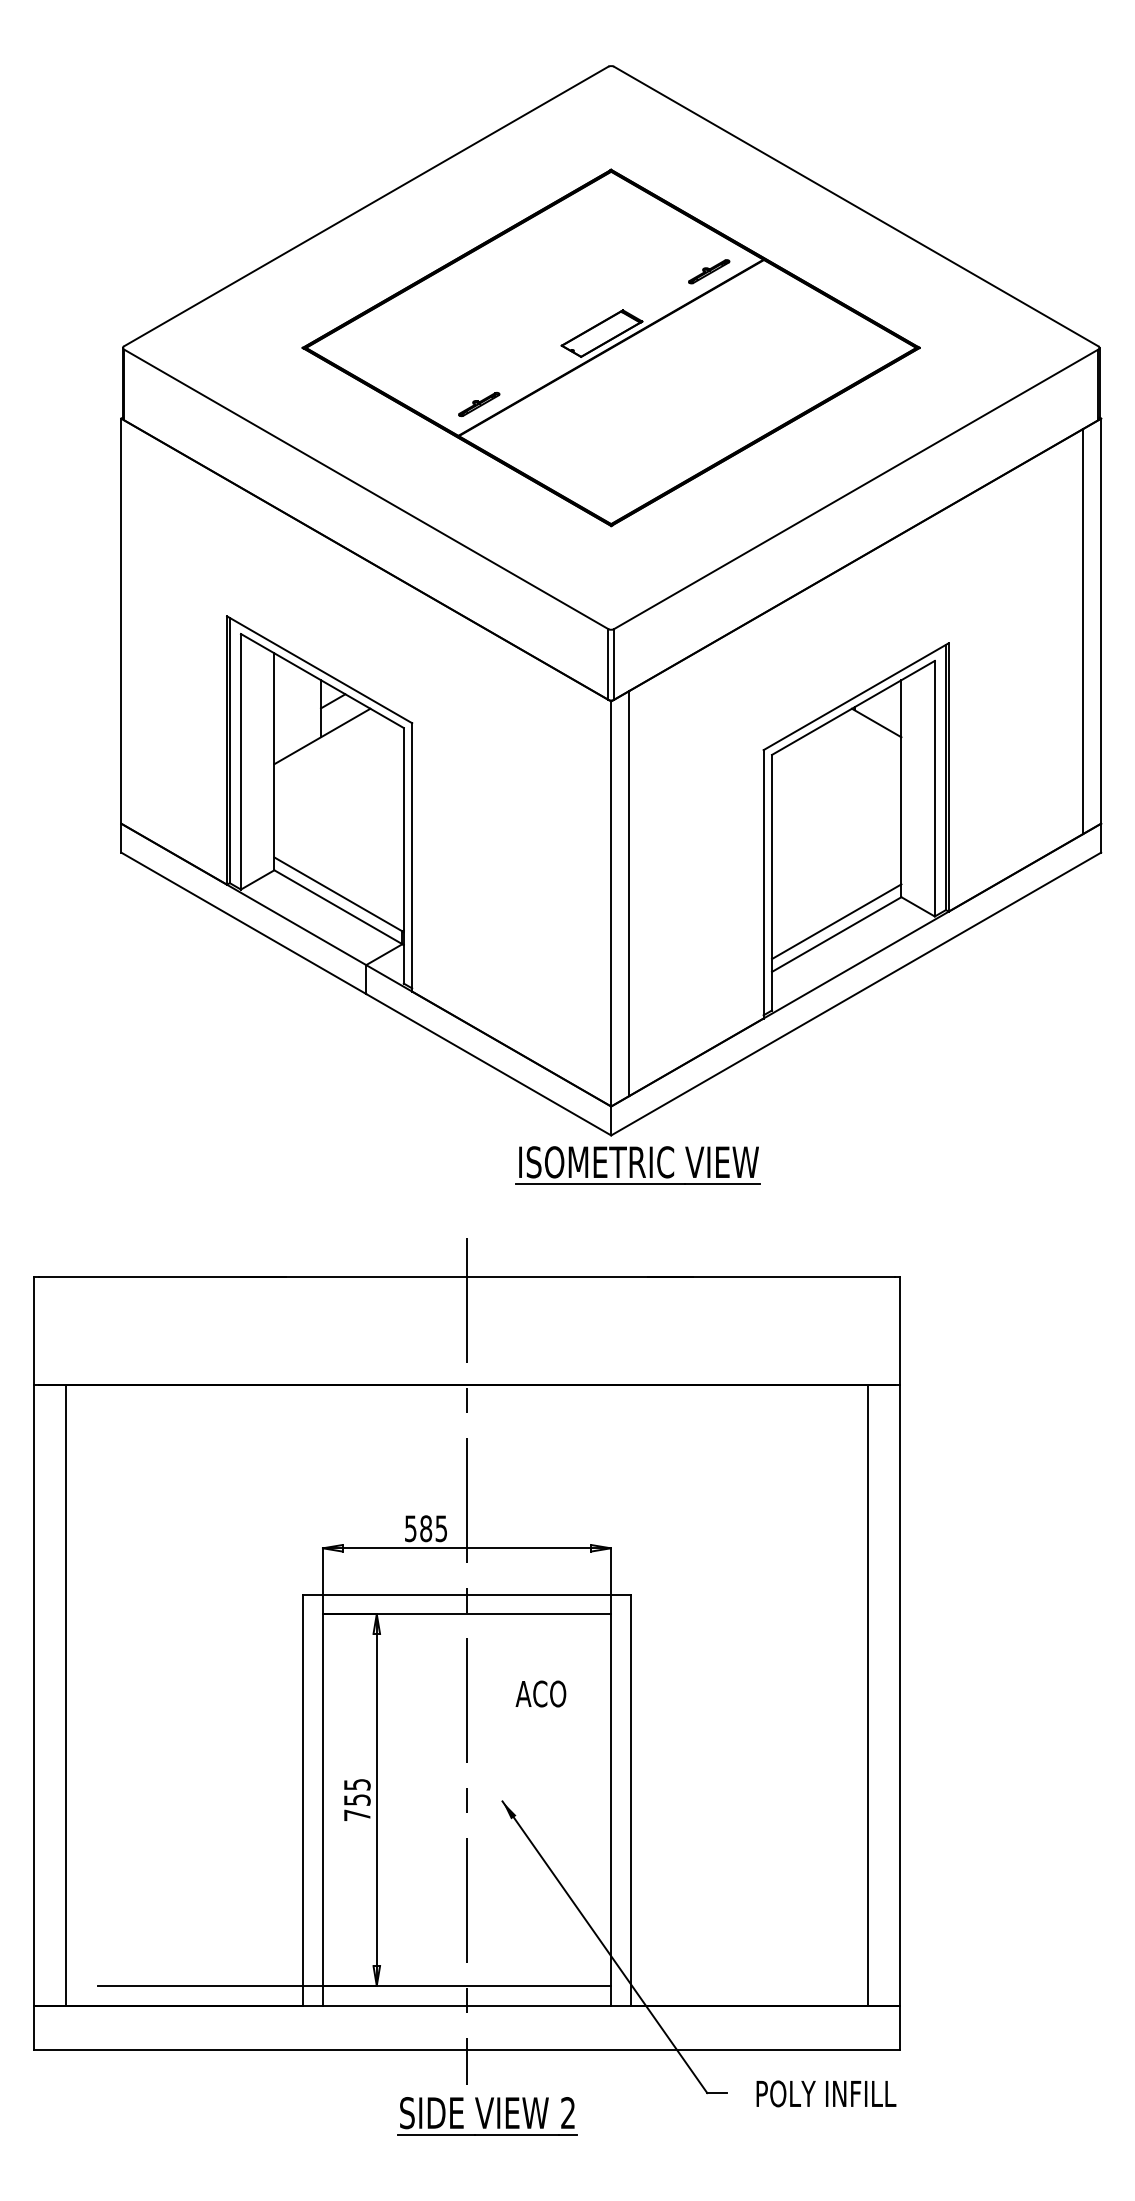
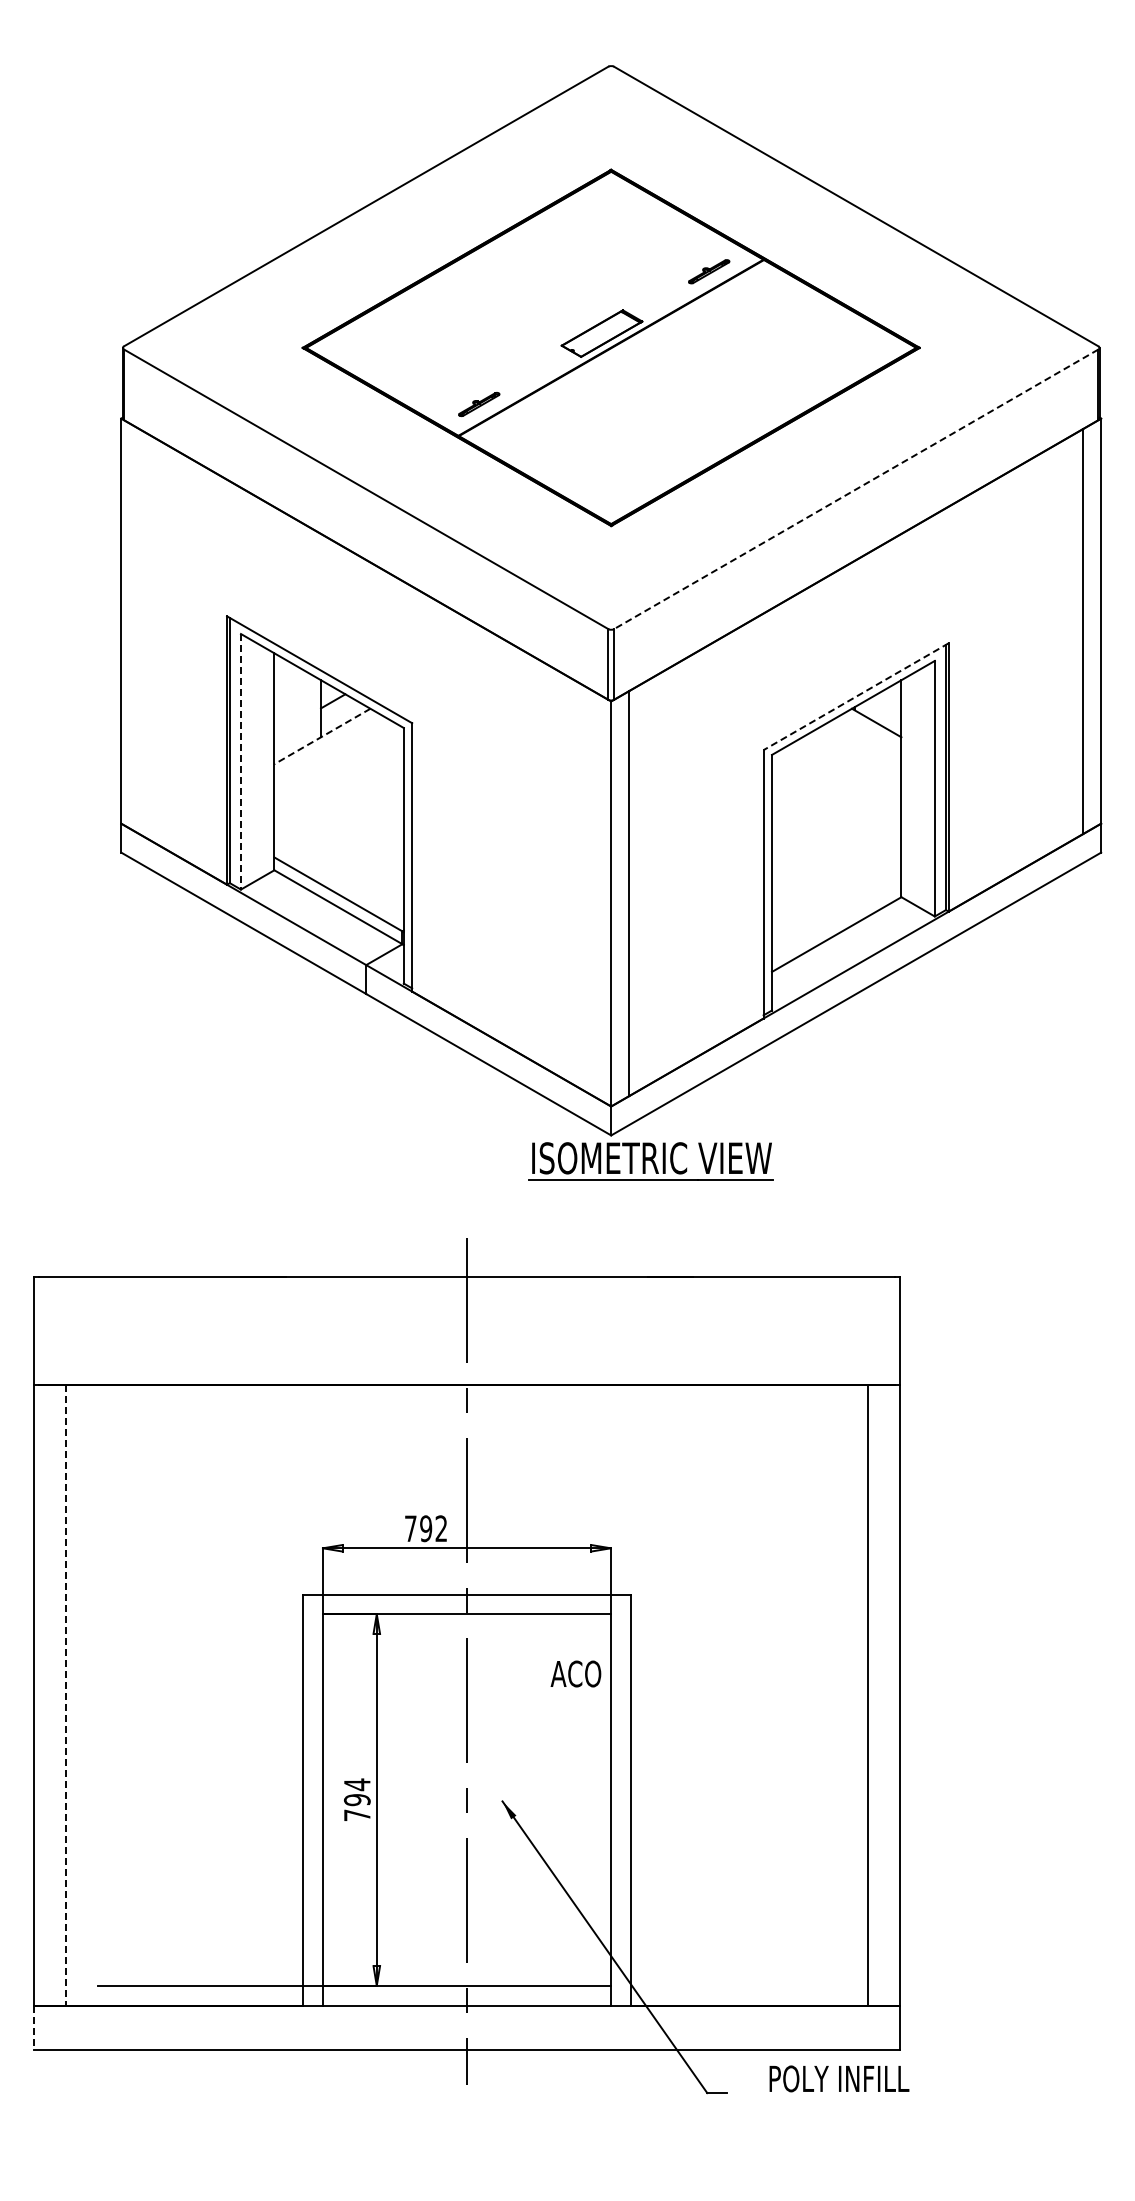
line: solid -> dashed (856, 489)
line: solid -> dashed (856, 696)
line: solid -> dashed (322, 736)
line: solid -> dashed (240, 761)
line: present -> none (836, 921)
part position: (637, 1165) -> (650, 1161) (650, 1161)
text: 585 -> 792 (426, 1528)
text position: (540, 1693) -> (575, 1673) (575, 1673)
line: solid -> dashed (65, 1695)
text: 755 -> 794 (356, 1792)
line: solid -> dashed (33, 2028)
text position: (826, 2093) -> (839, 2078) (839, 2078)
part: present -> none (487, 2116)
